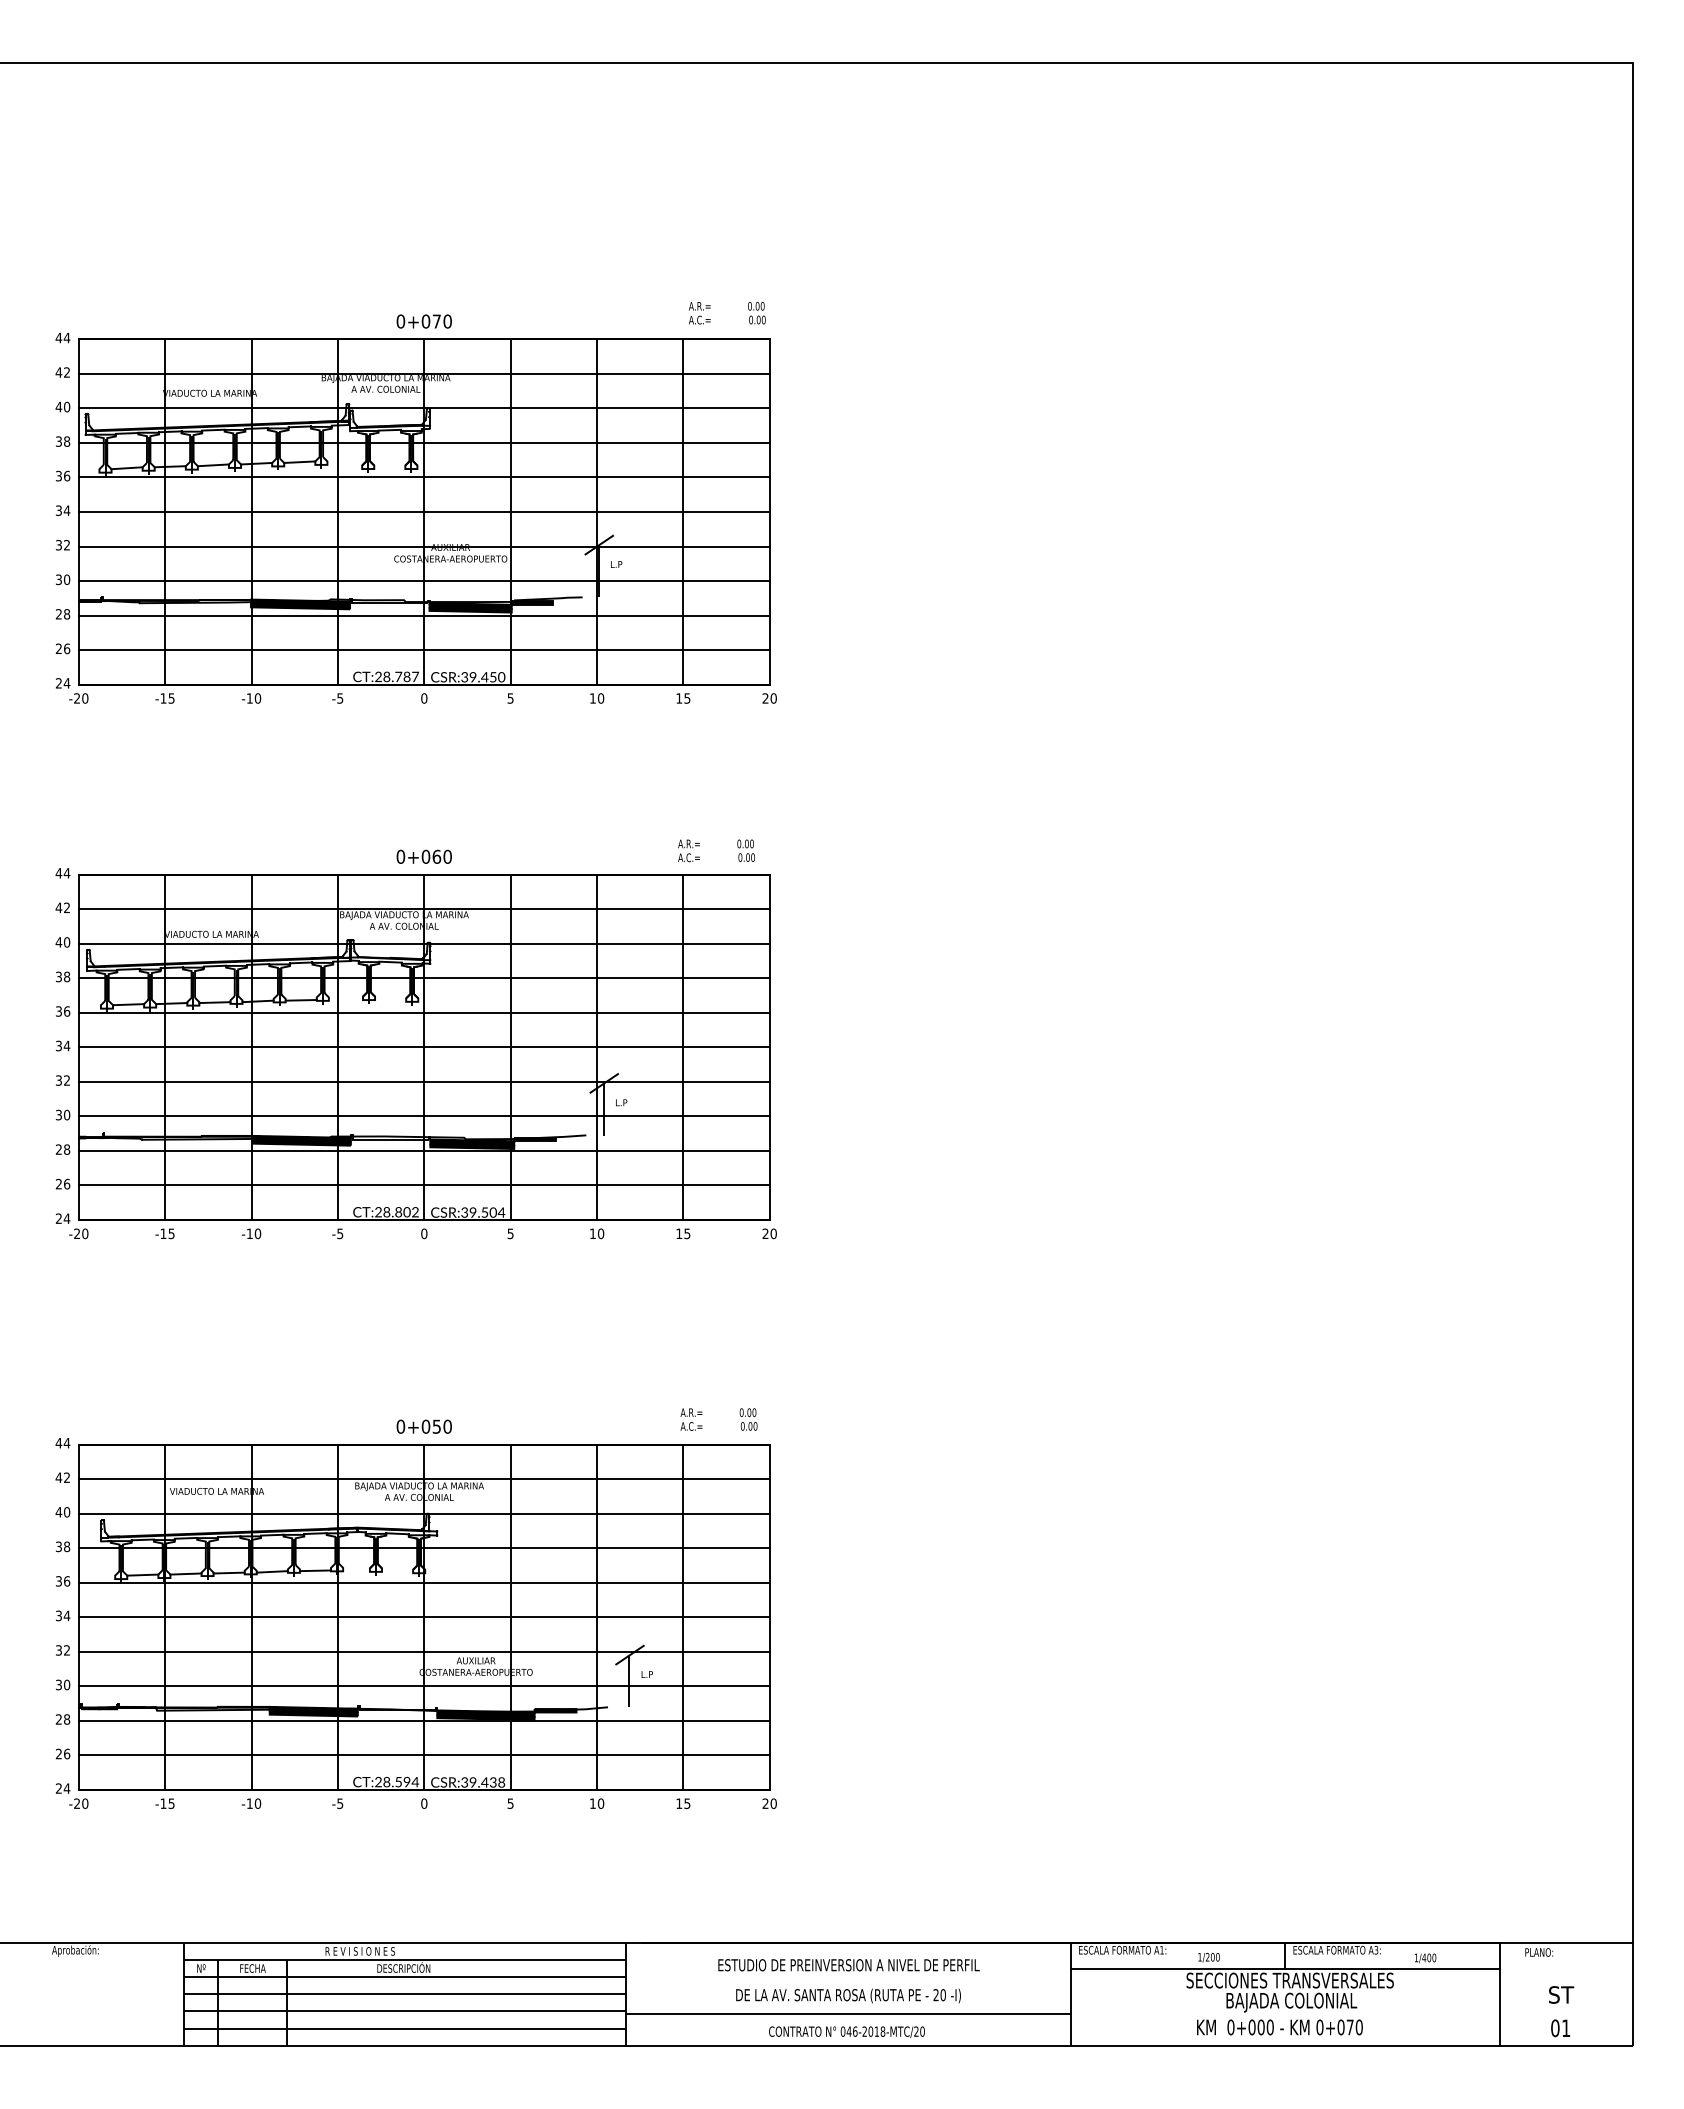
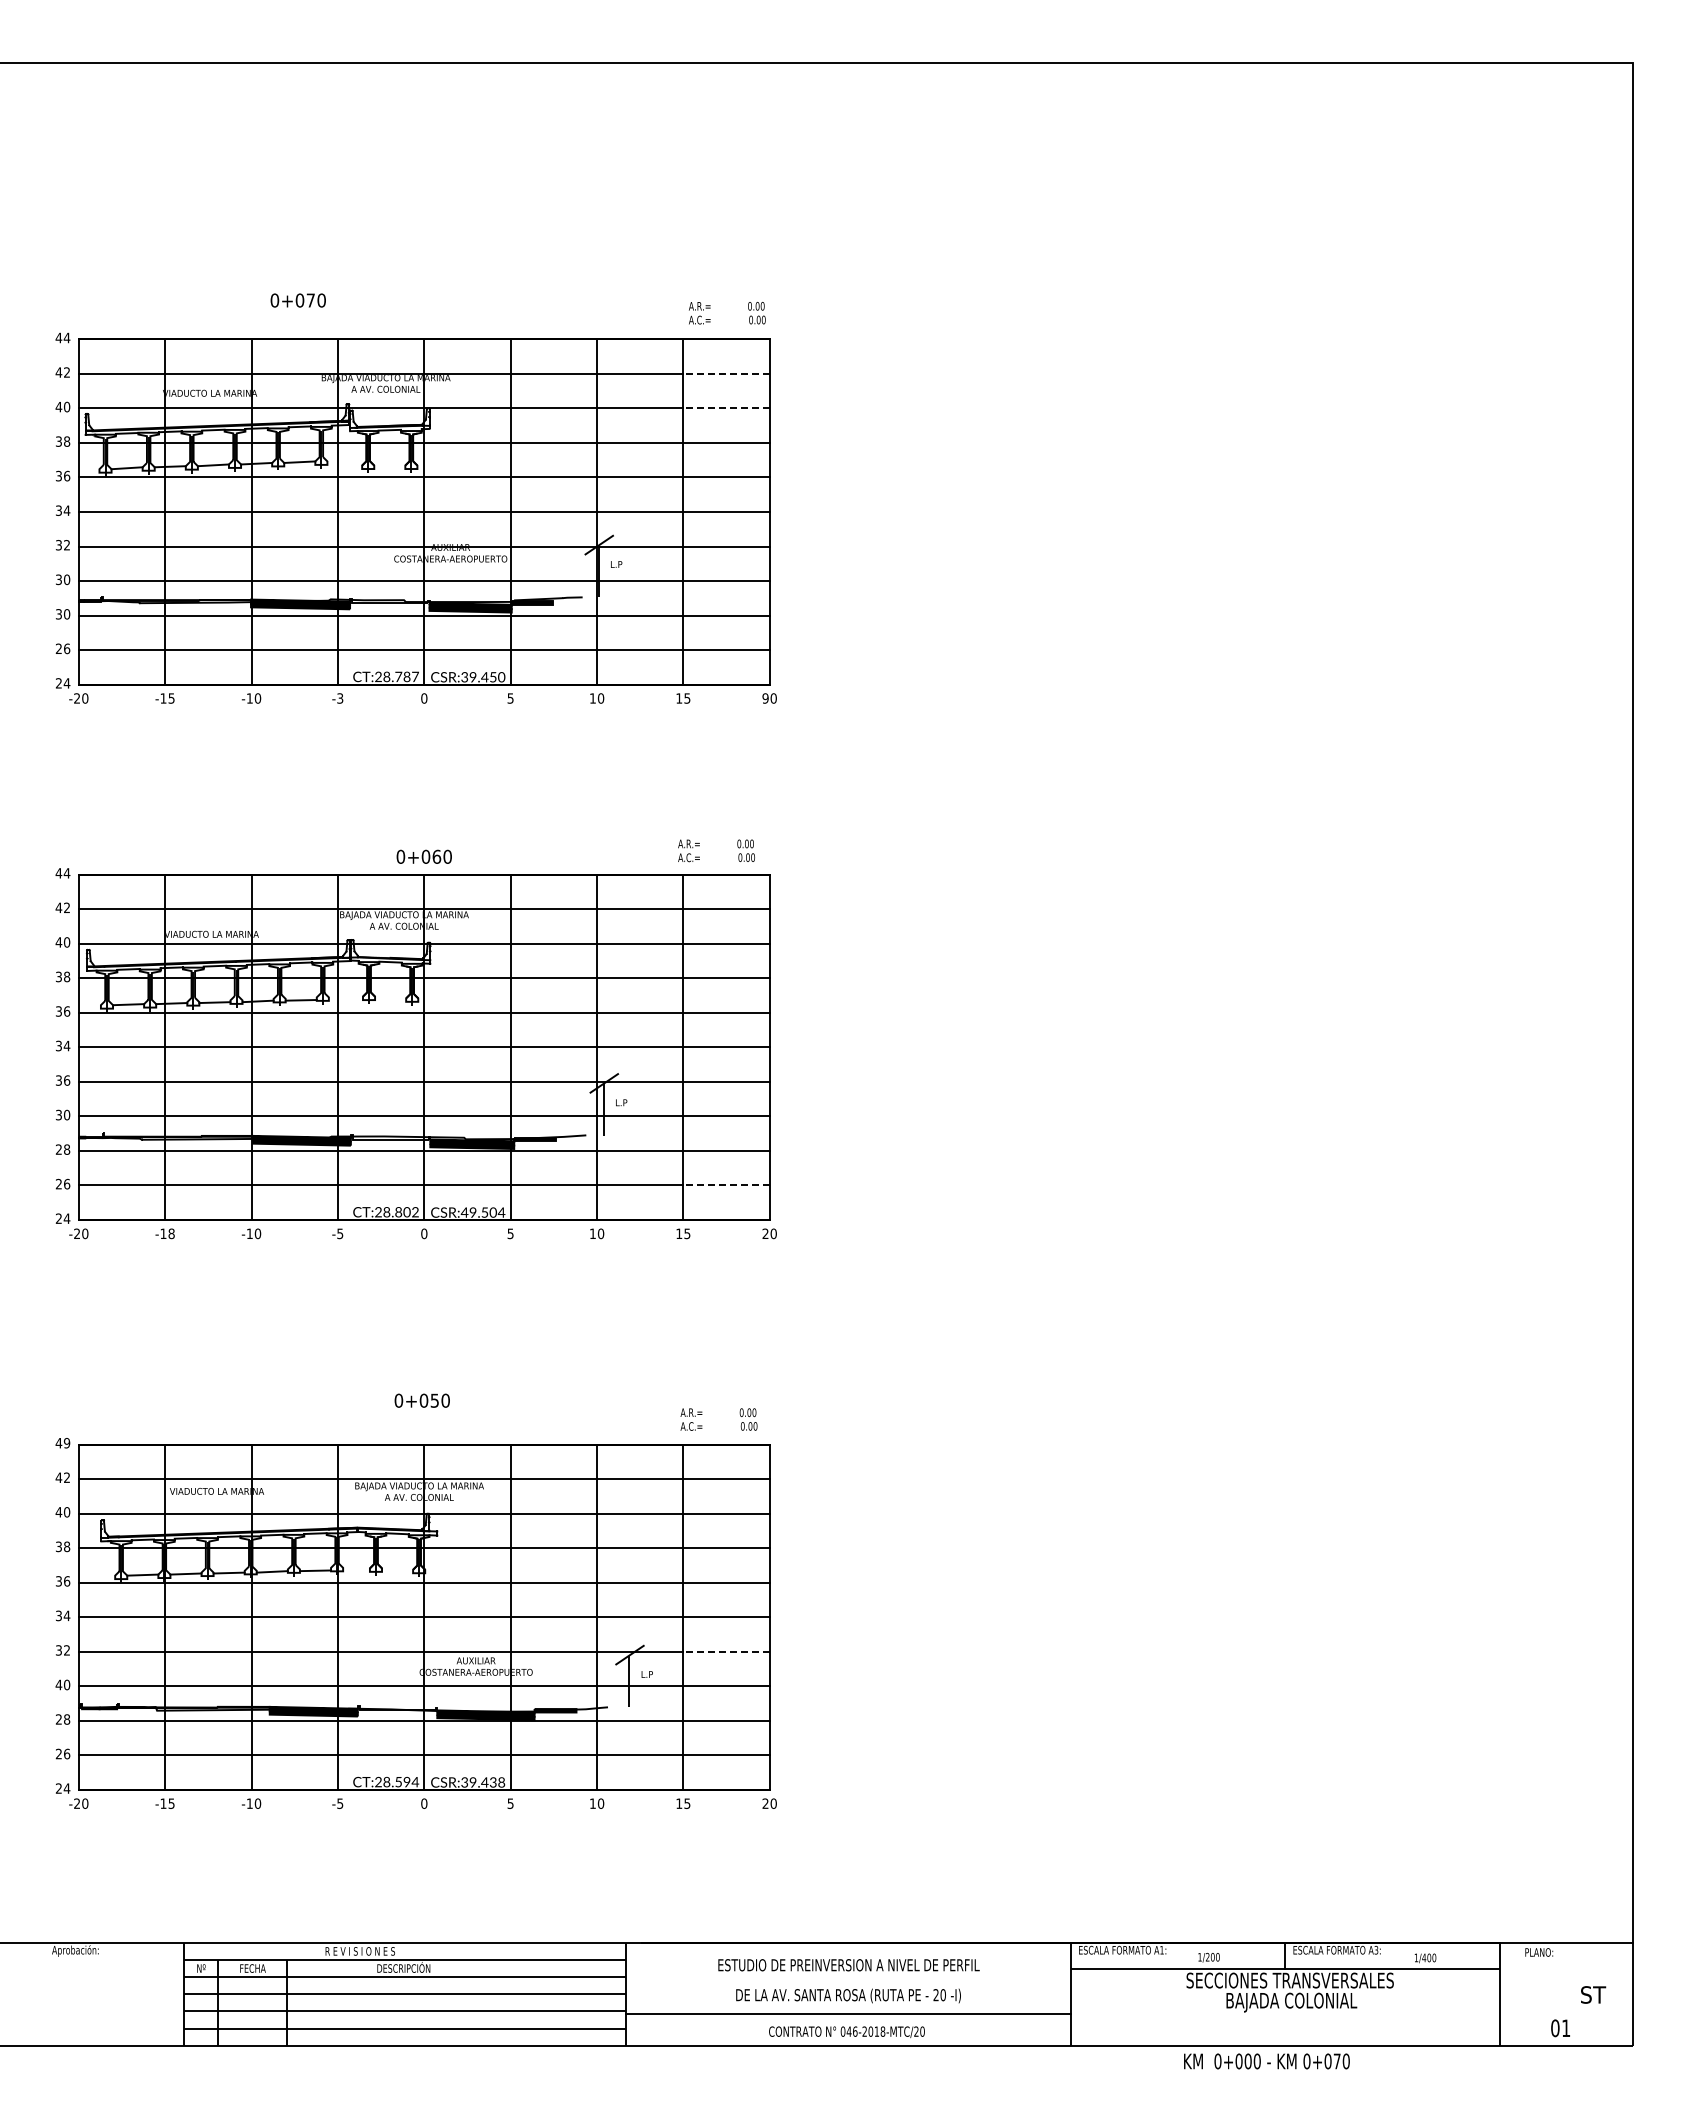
text position: (423, 321) -> (297, 300) (297, 300)
line: solid -> dashed (726, 373)
line: solid -> dashed (726, 408)
text: 28 -> 30 (63, 614)
text: -5 -> -3 (340, 697)
text: 20 -> 90 (765, 698)
text: 32 -> 36 (67, 1080)
line: solid -> dashed (726, 1185)
text: CSR:39.504 -> CSR:49.504 (464, 1212)
text: -15 -> -18 (171, 1233)
text position: (423, 1426) -> (421, 1400) (421, 1400)
text: 44 -> 49 (66, 1443)
line: solid -> dashed (726, 1651)
text: 30 -> 40 (58, 1684)
text position: (1561, 1994) -> (1593, 1994) (1593, 1994)
text position: (1279, 2027) -> (1266, 2061) (1266, 2061)
